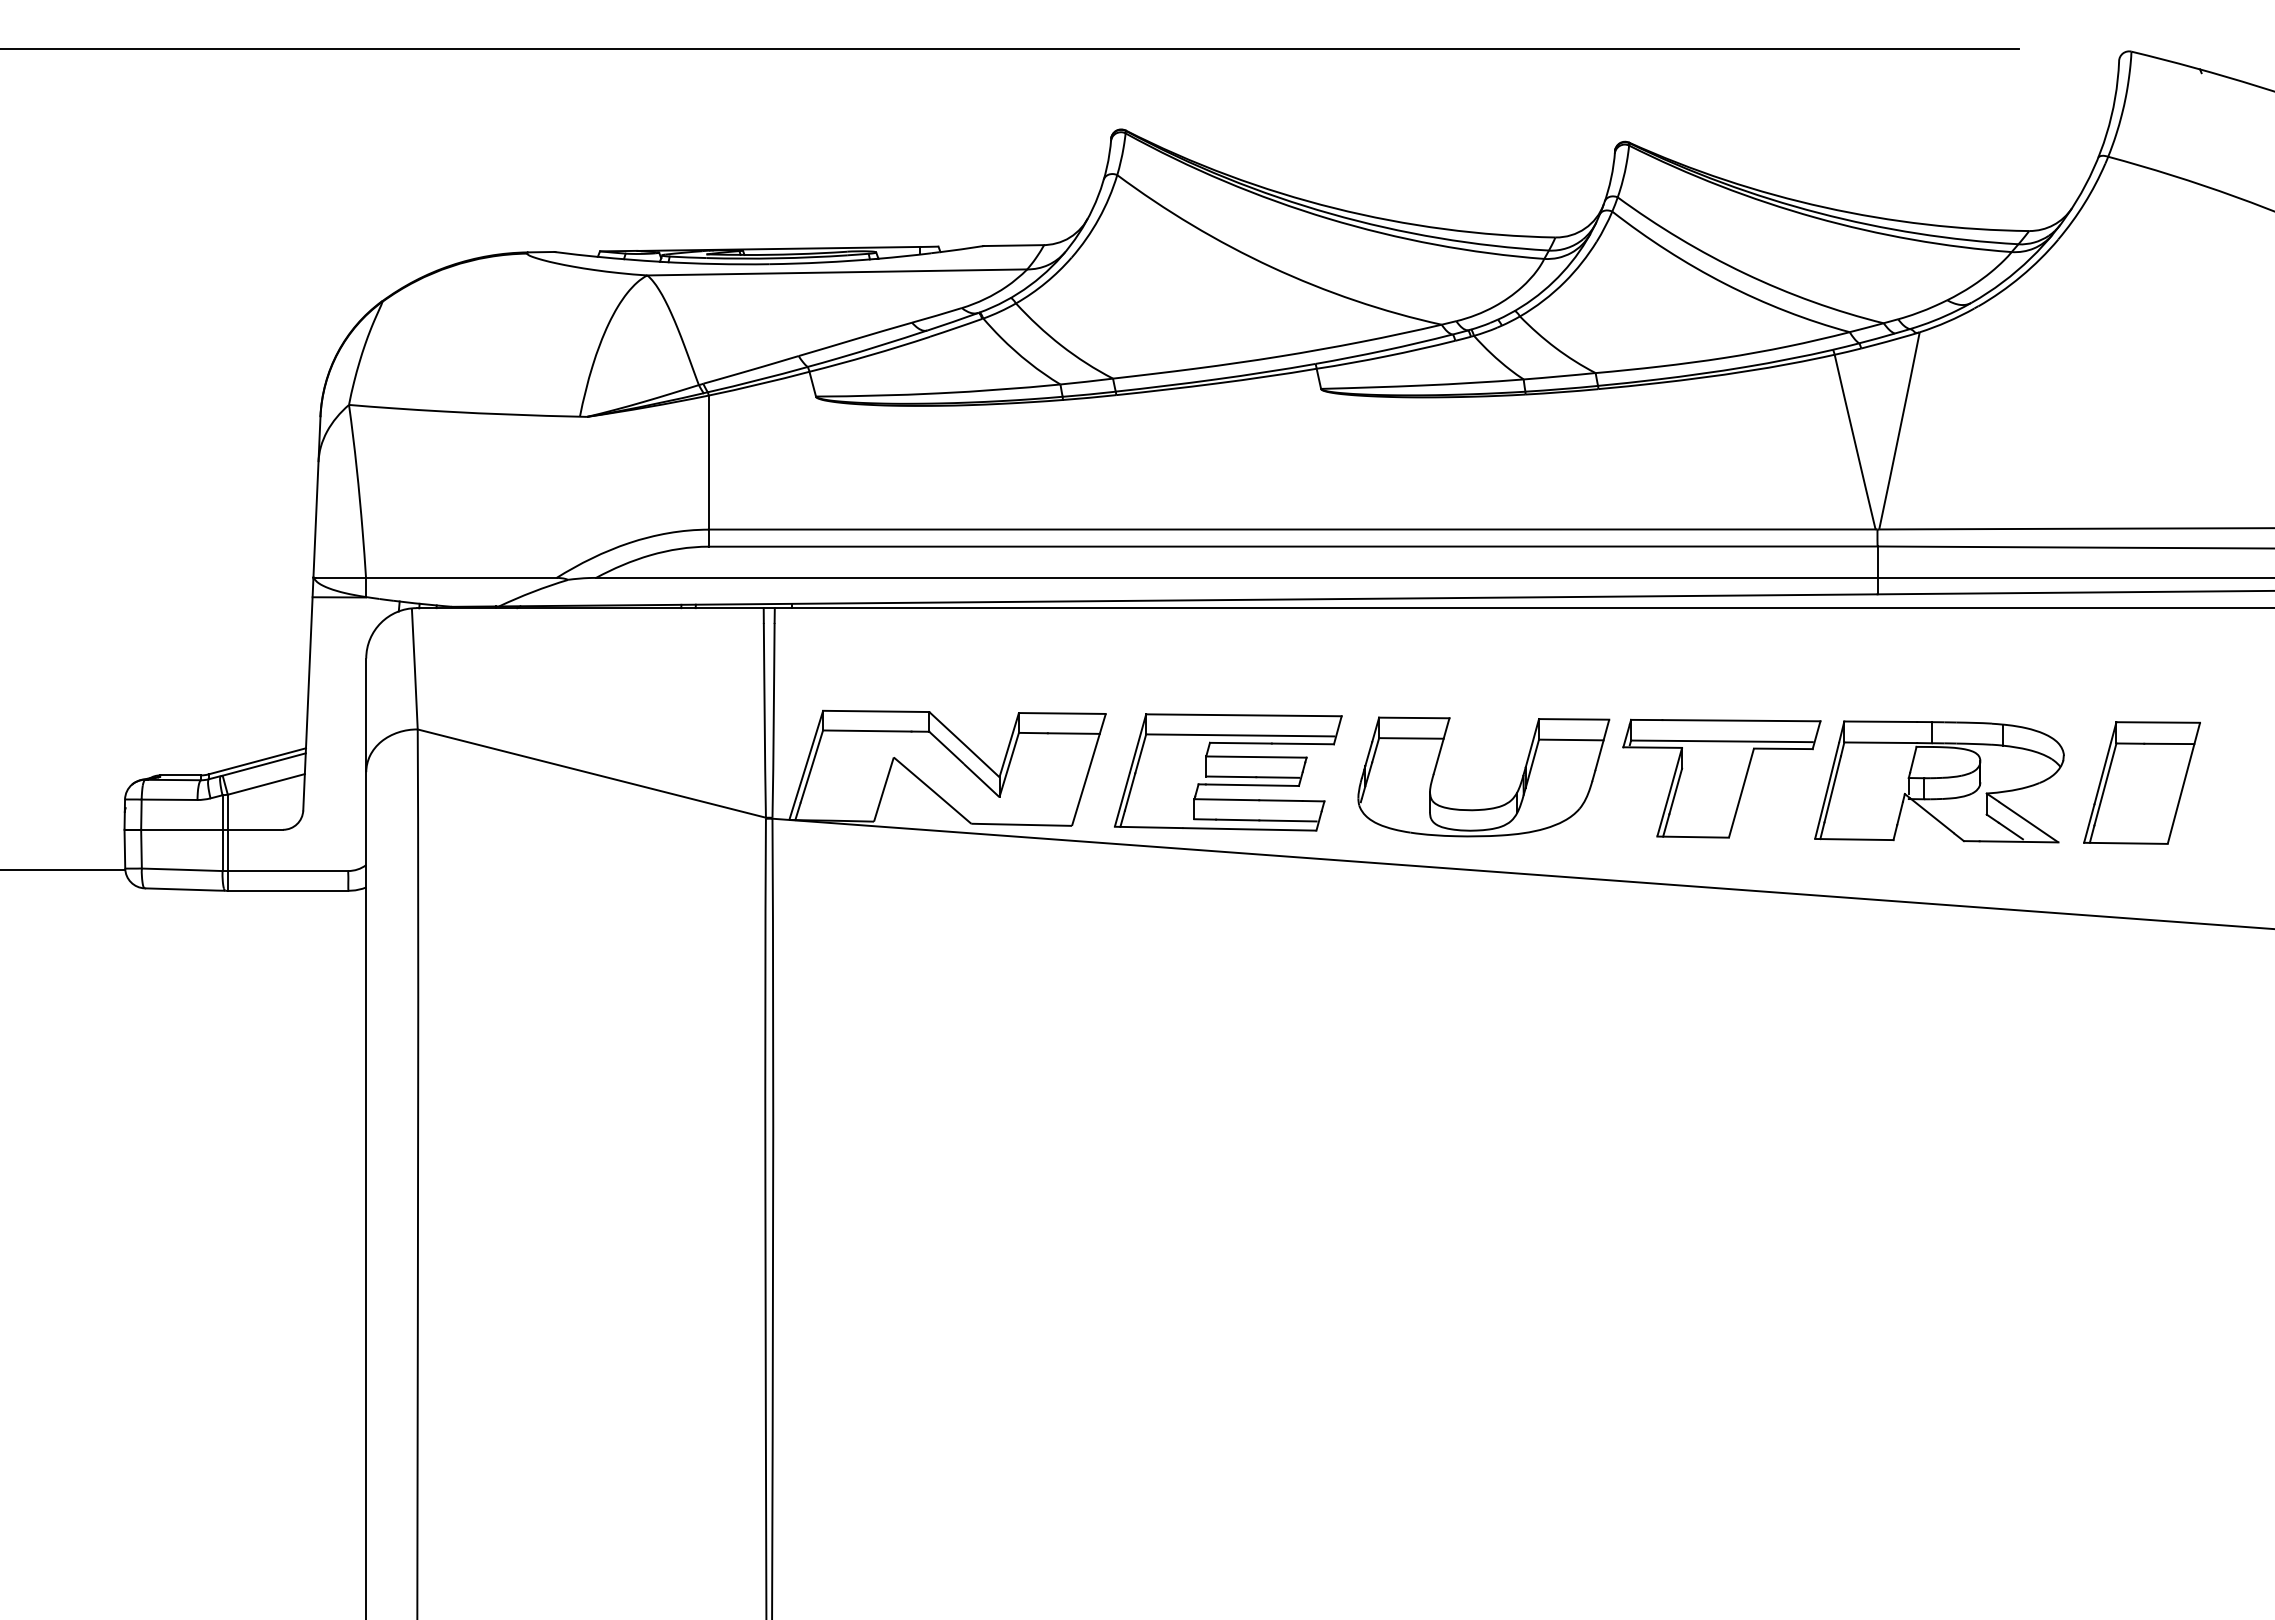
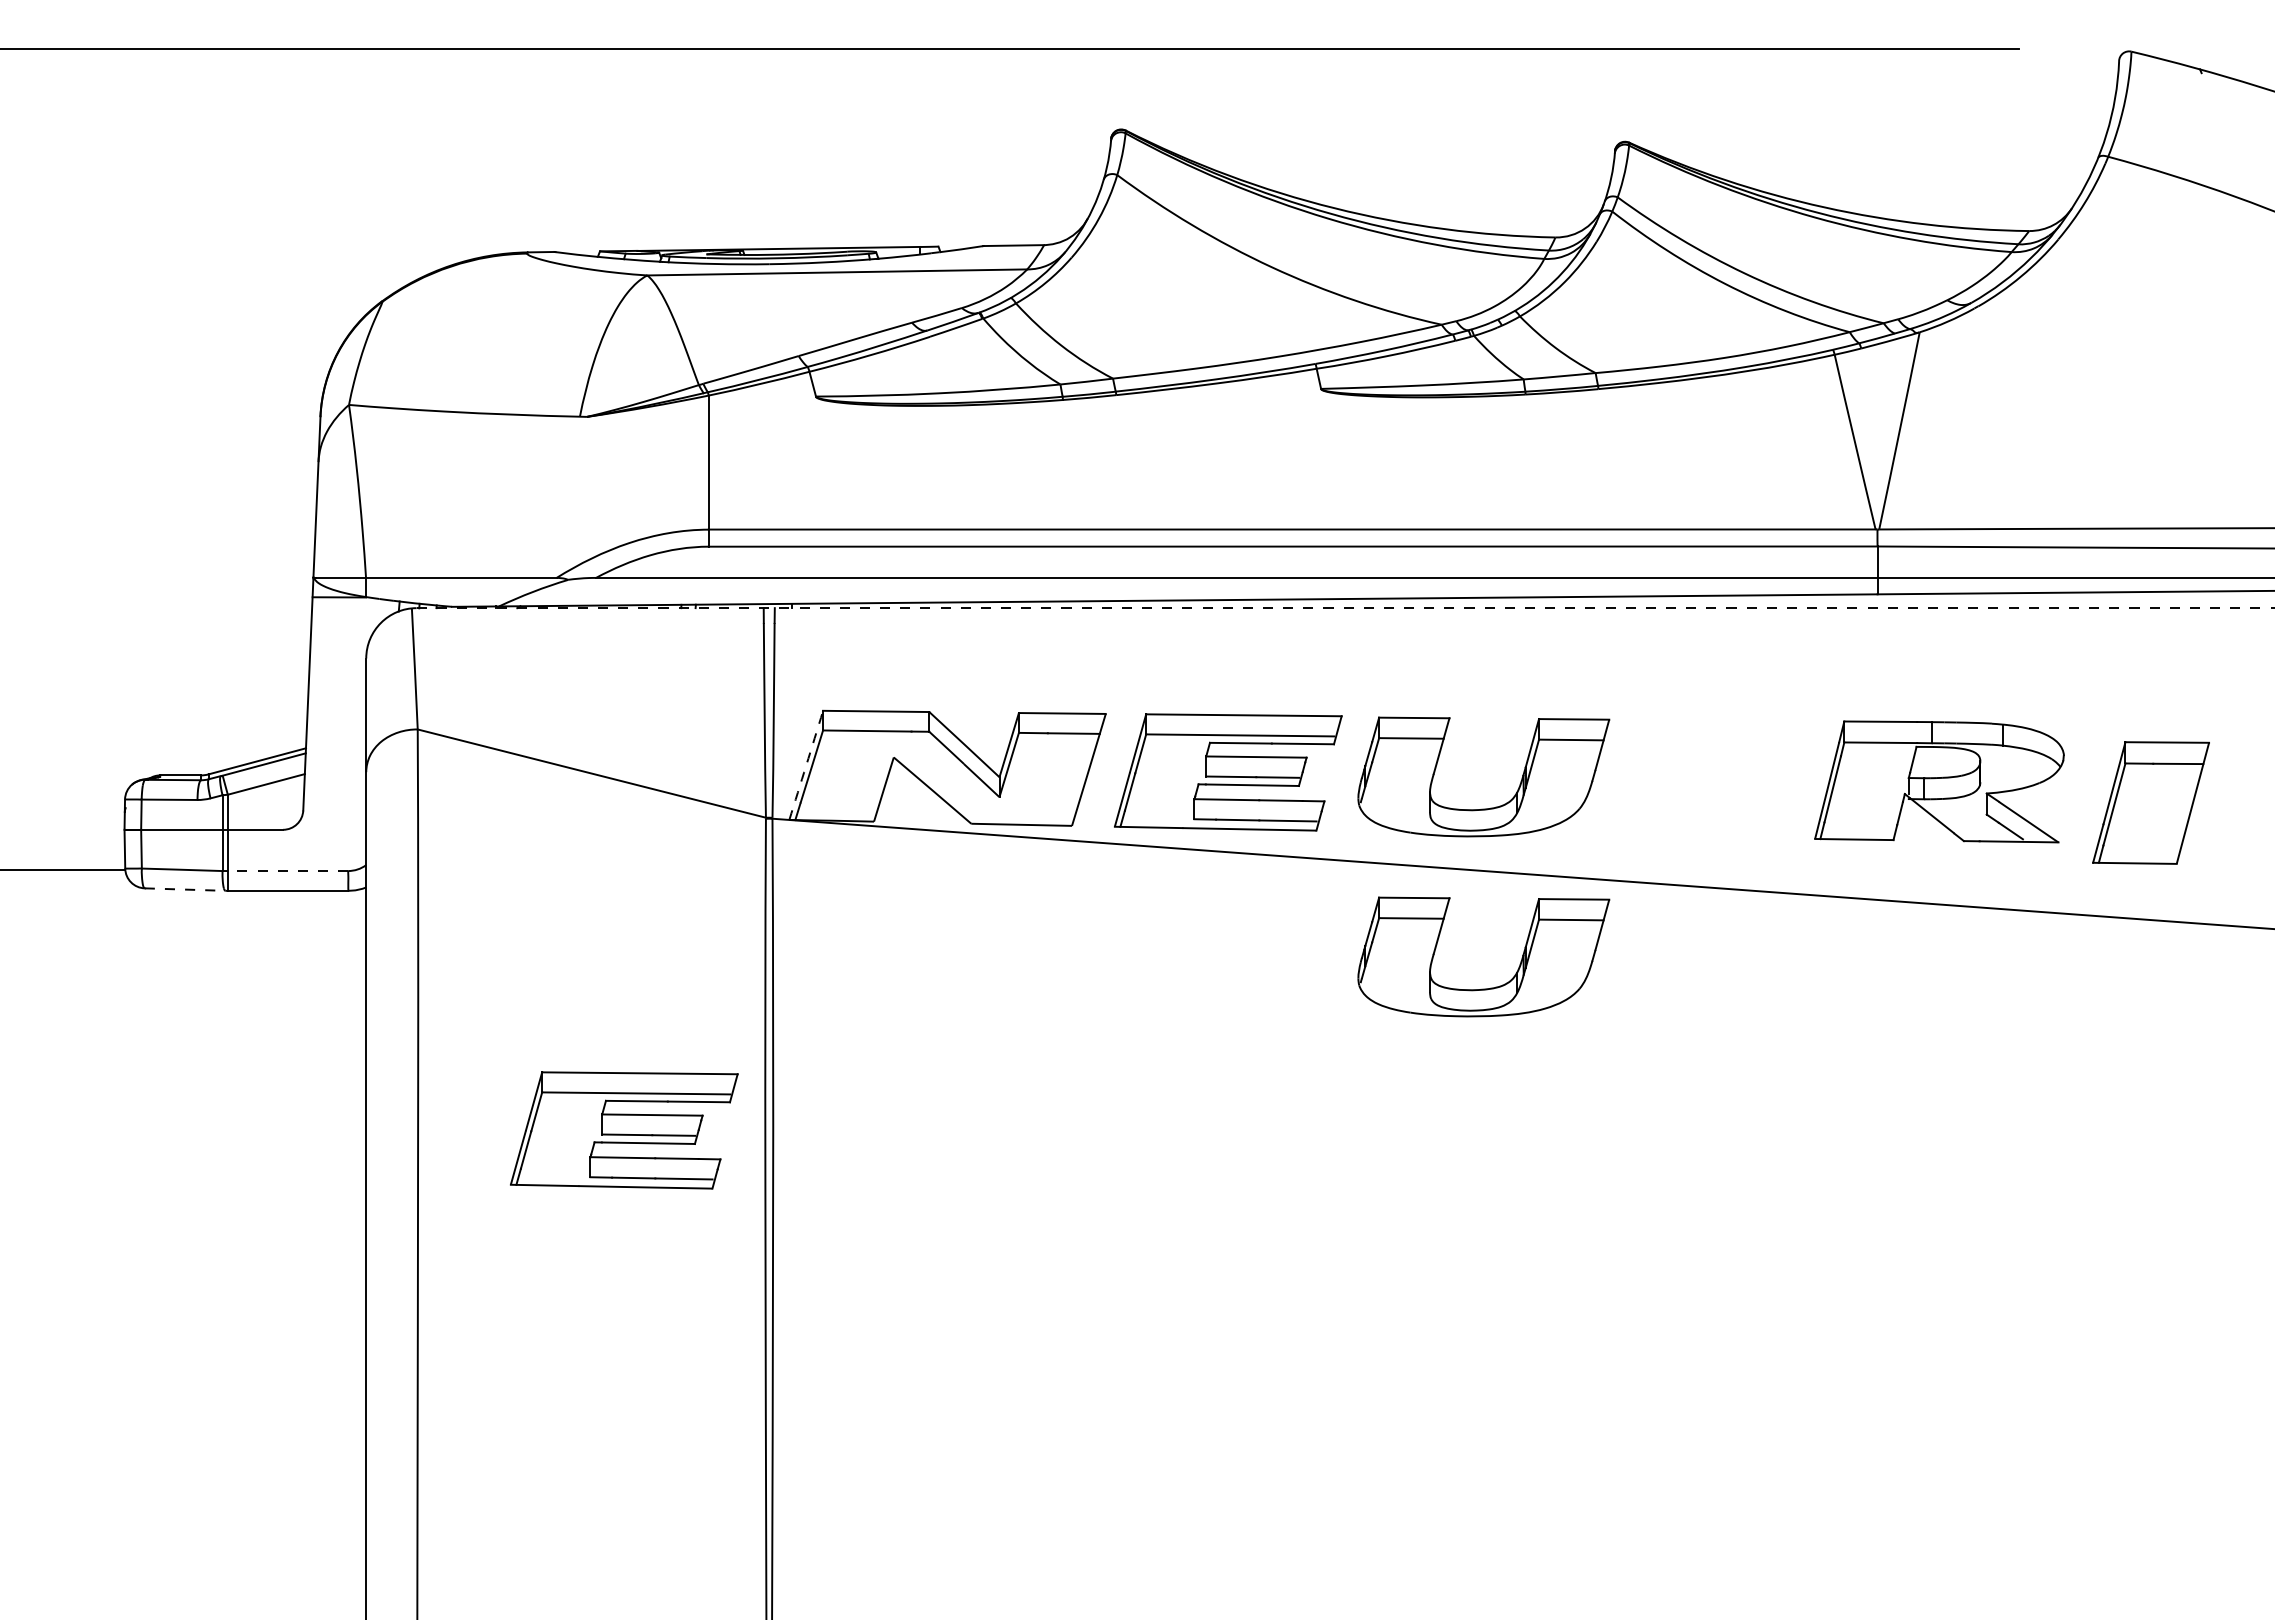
line: solid -> dashed (1346, 608)
arc: solid -> dashed (806, 765)
part: present -> none (1721, 778)
part position: (2141, 782) -> (2150, 802) (2150, 802)
line: solid -> dashed (287, 871)
line: solid -> dashed (185, 889)
part: none -> present (1490, 987)
part: none -> present (624, 1130)
